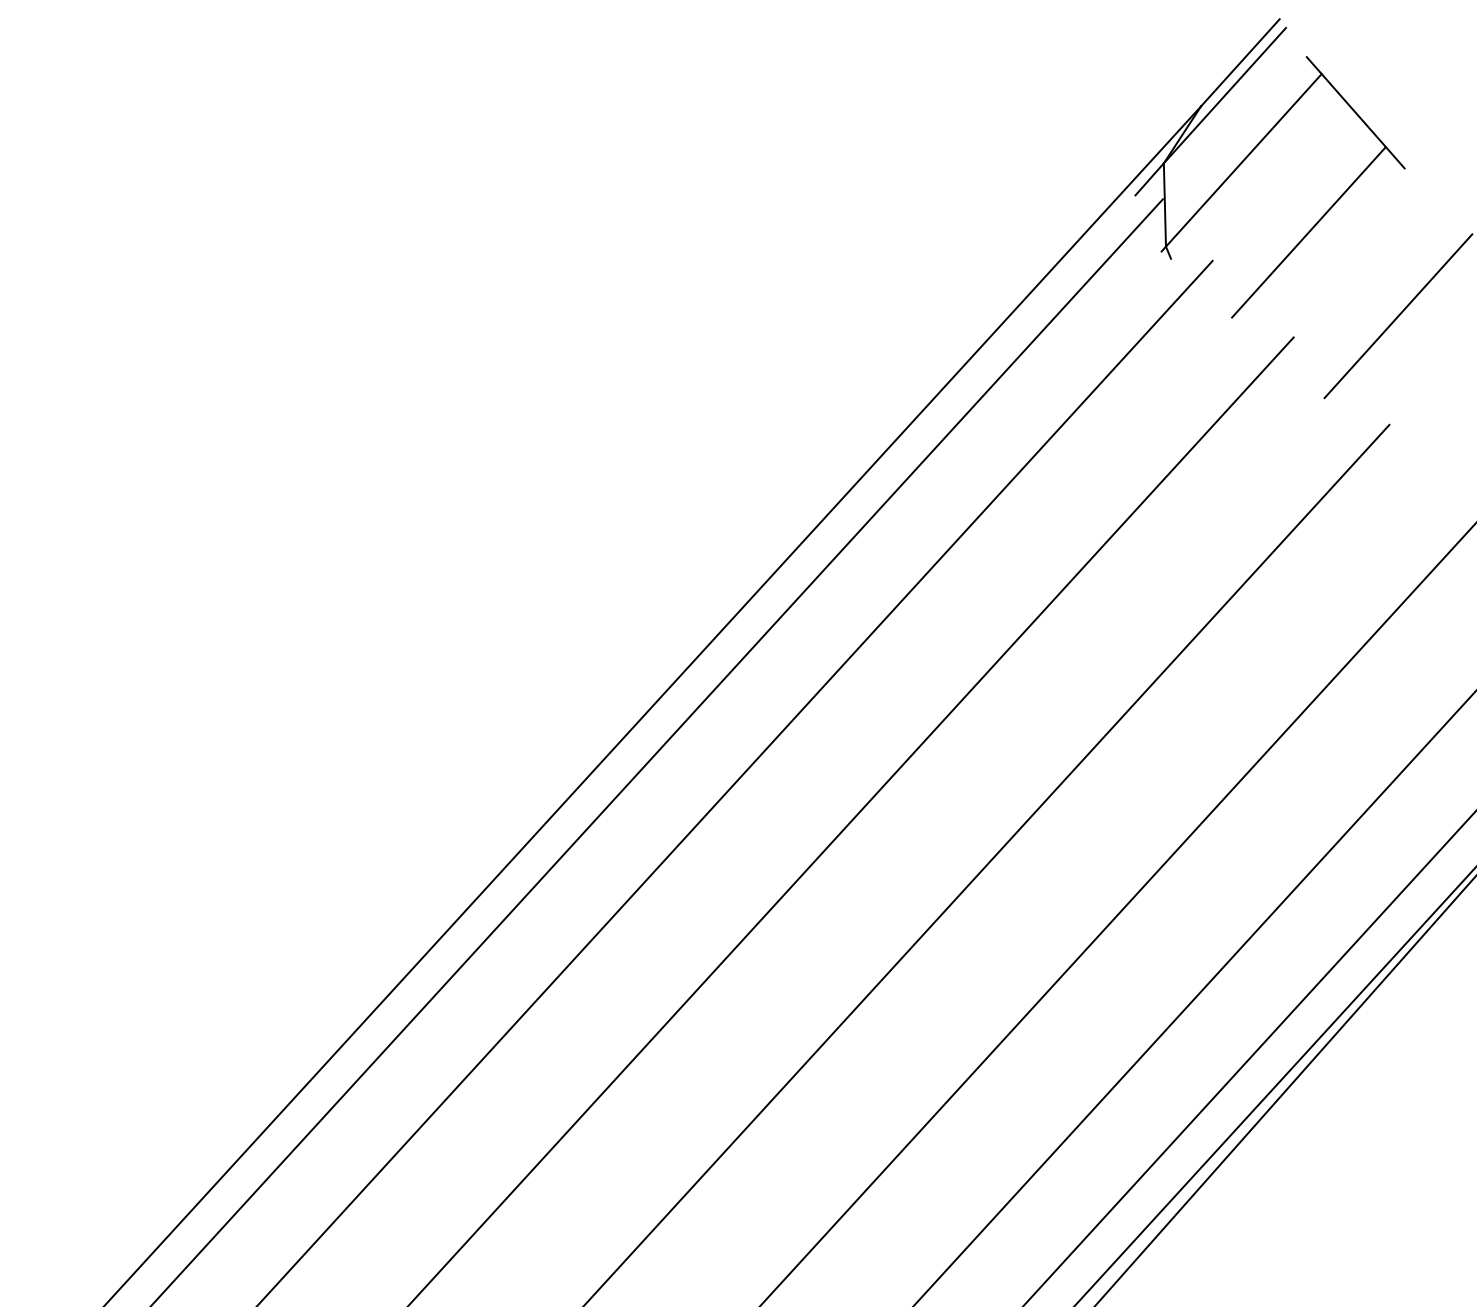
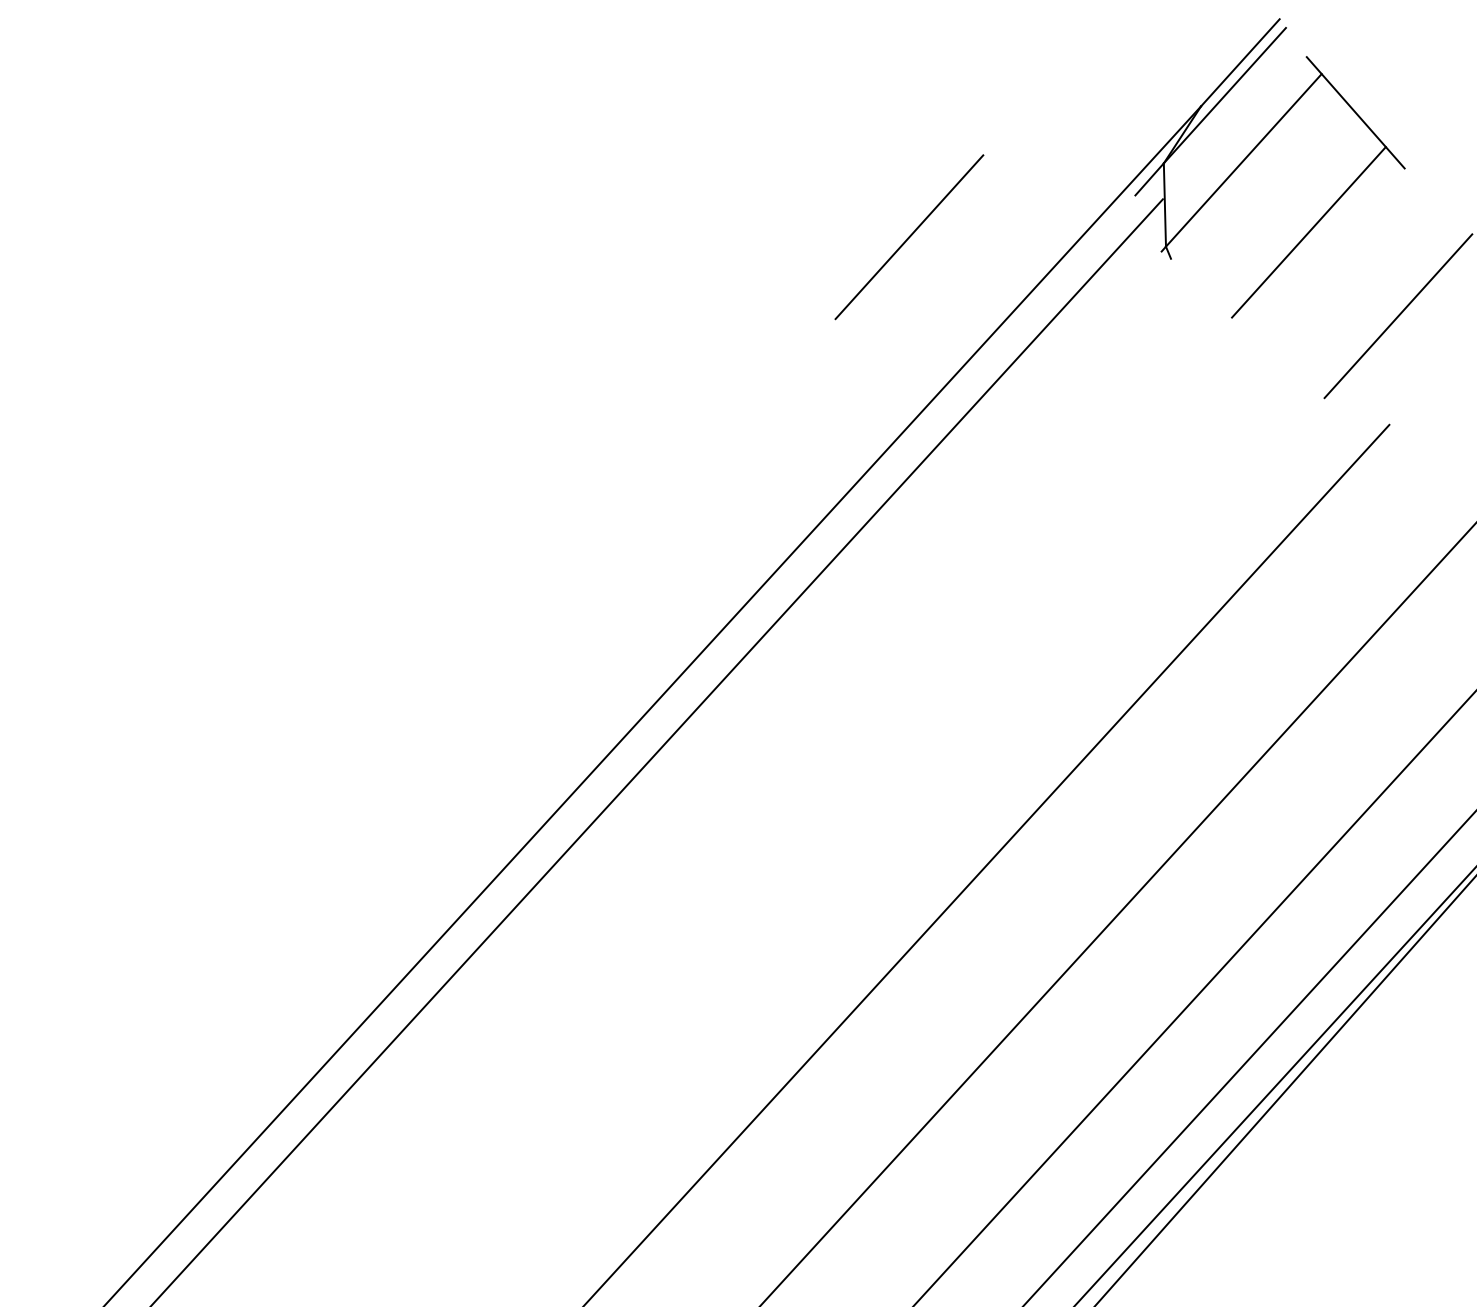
line: none -> present (909, 237)
line: present -> none (735, 781)
line: present -> none (851, 820)
